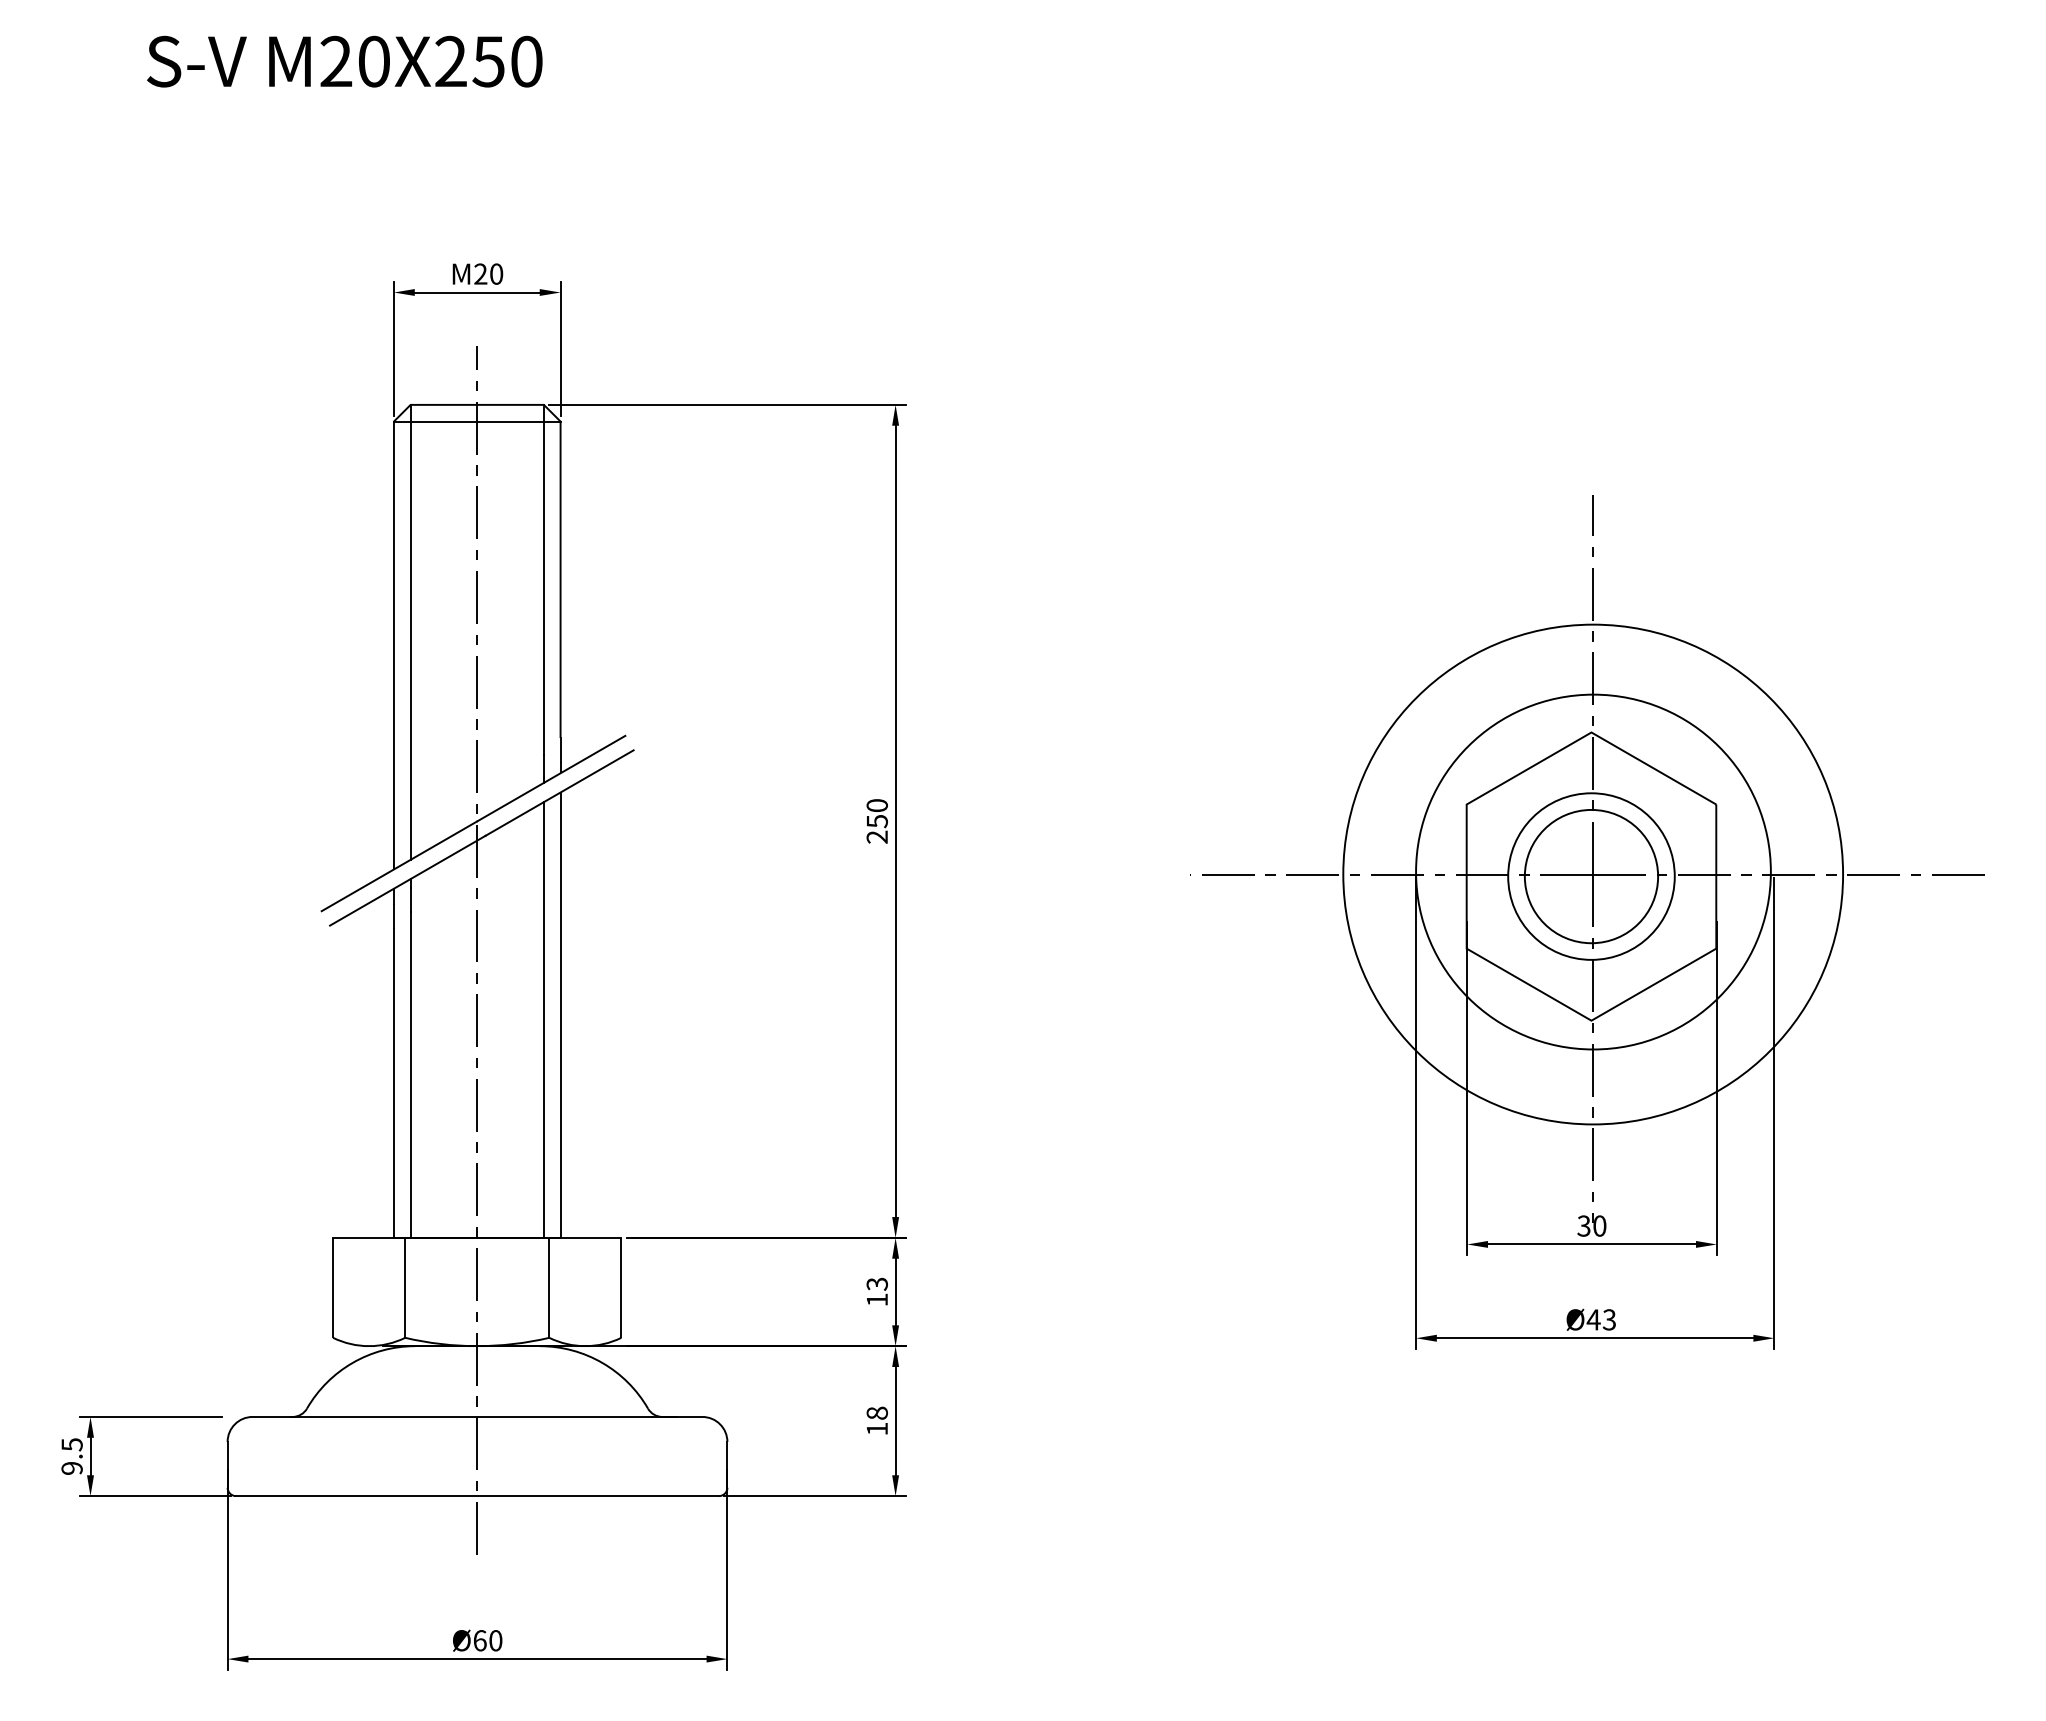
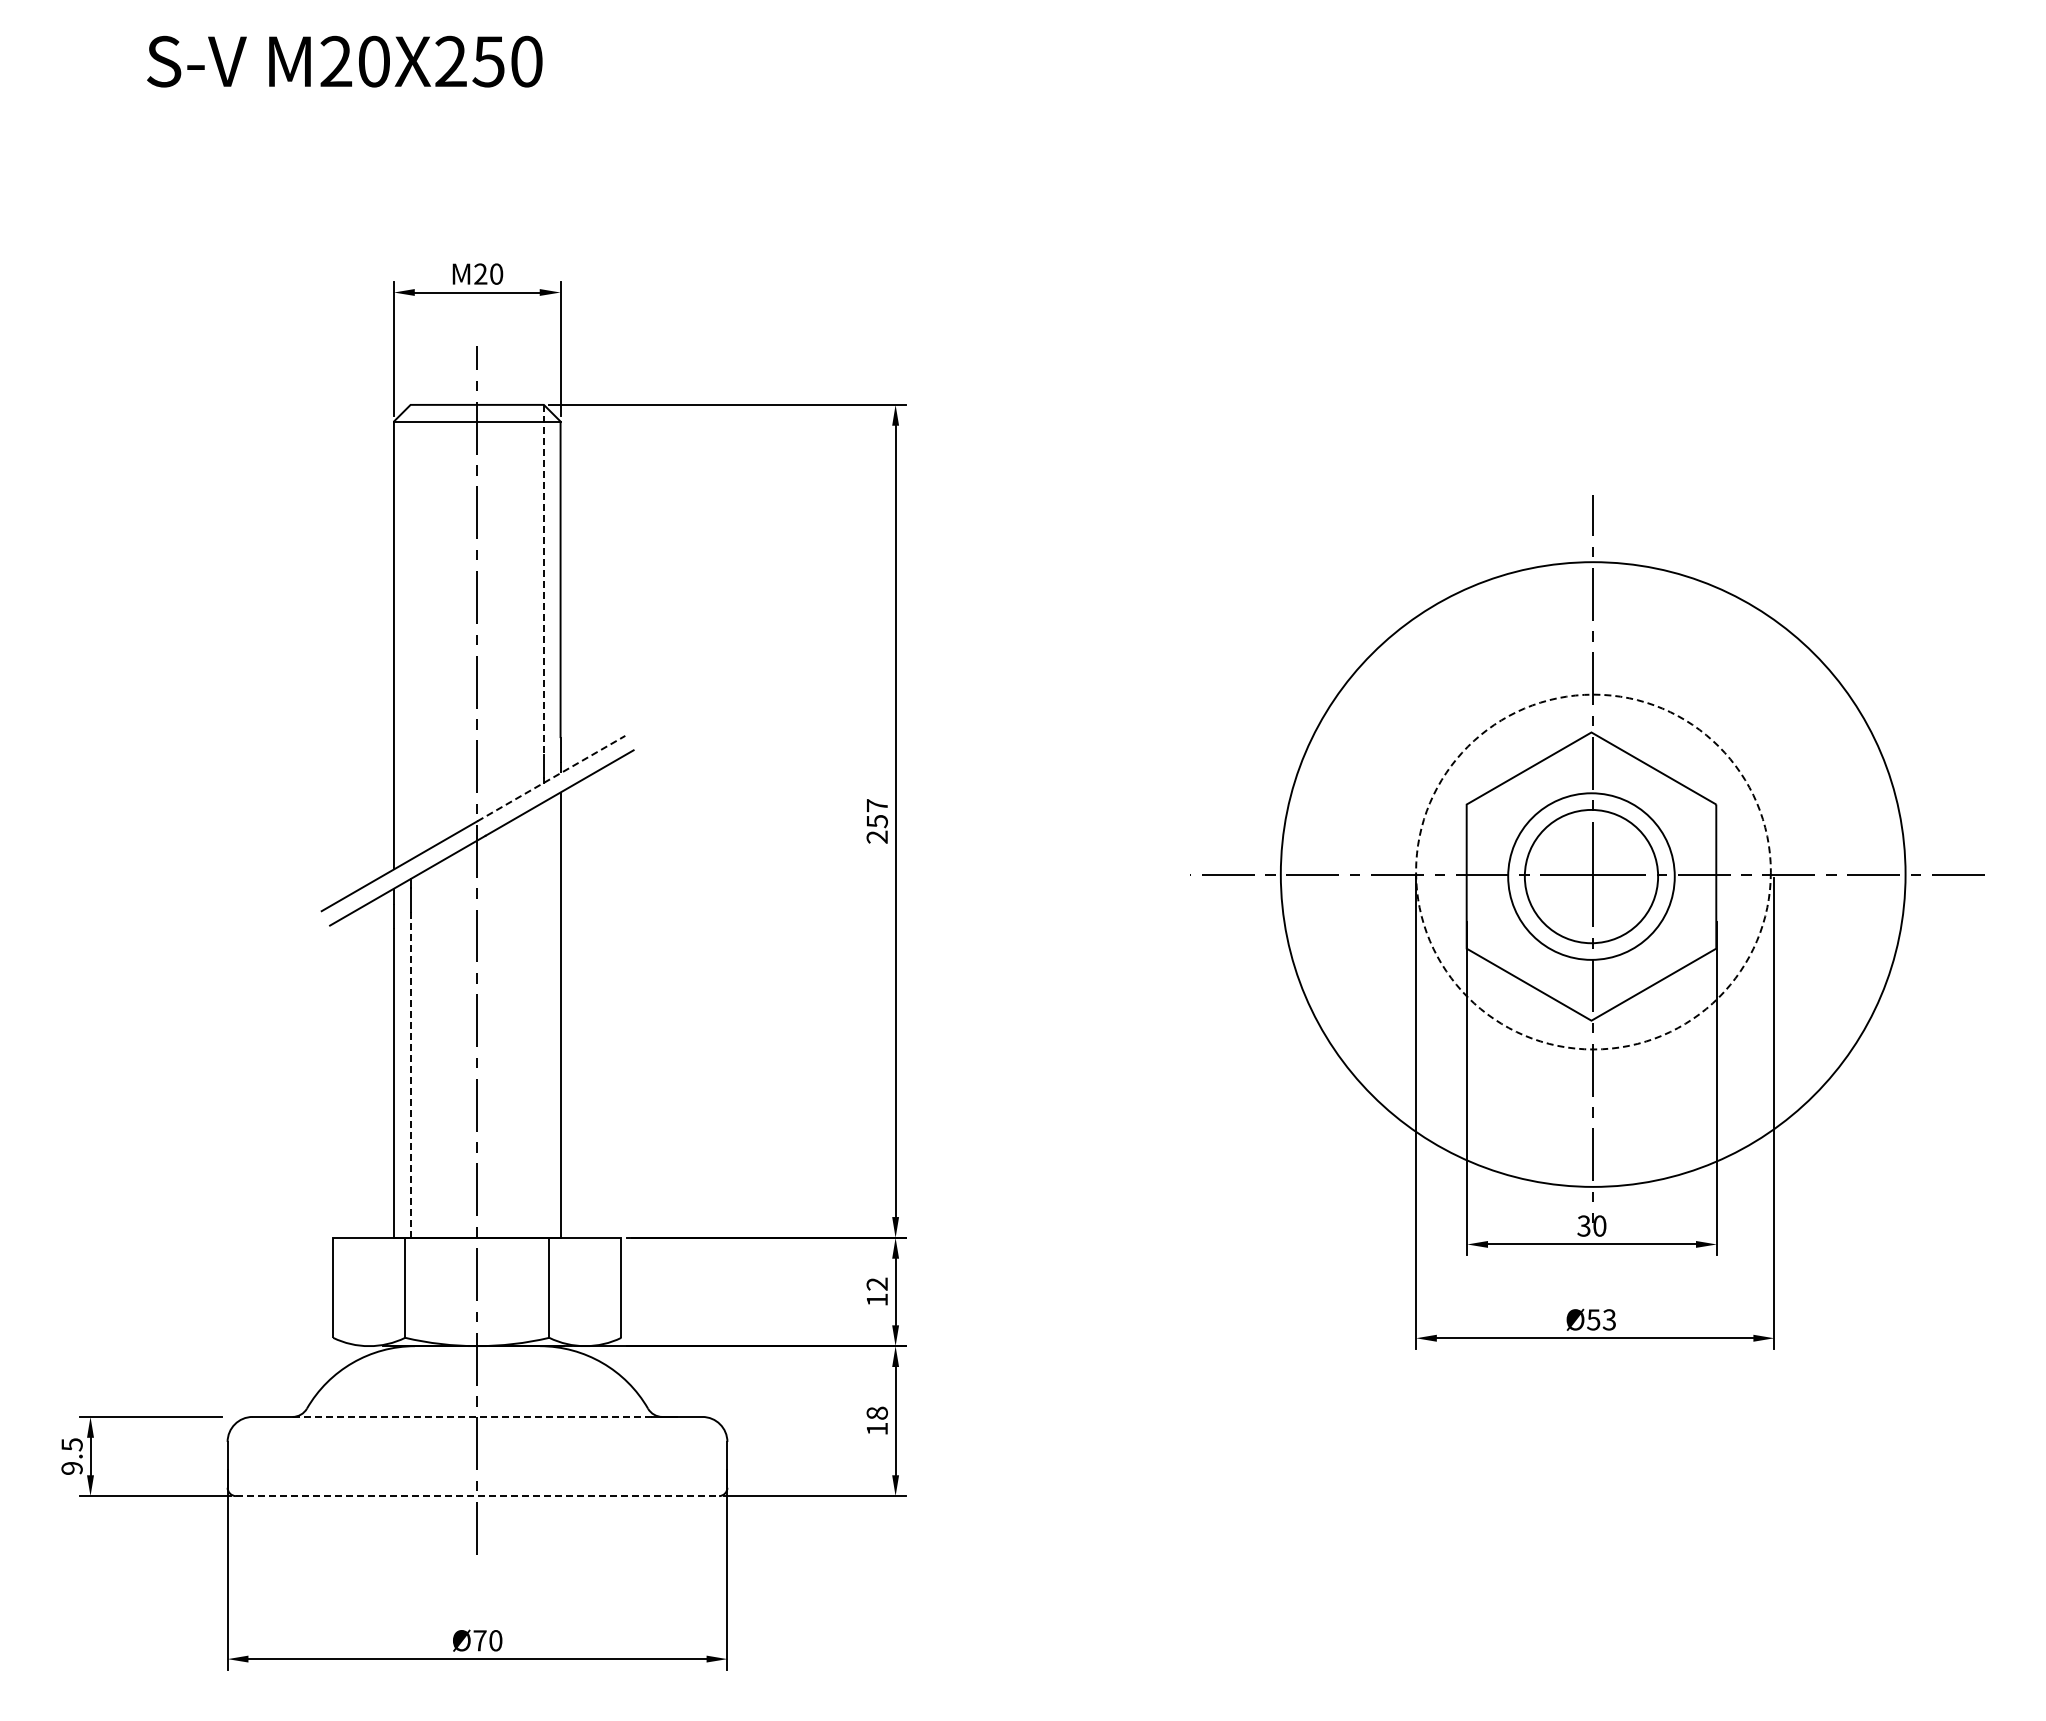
line: solid -> dashed (543, 579)
line: present -> none (410, 631)
line: solid -> dashed (551, 778)
text: 250 -> 257 (876, 805)
circle: solid -> dashed (1593, 871)
circle diameter: 500 px -> 625 px (1592, 874)
line: present -> none (543, 1019)
line: solid -> dashed (410, 1075)
text: 13 -> 12 (877, 1283)
text: Ø43 -> Ø53 (1593, 1319)
line: solid -> dashed (471, 1416)
line: solid -> dashed (477, 1496)
text: Ø60 -> Ø70 (479, 1640)
